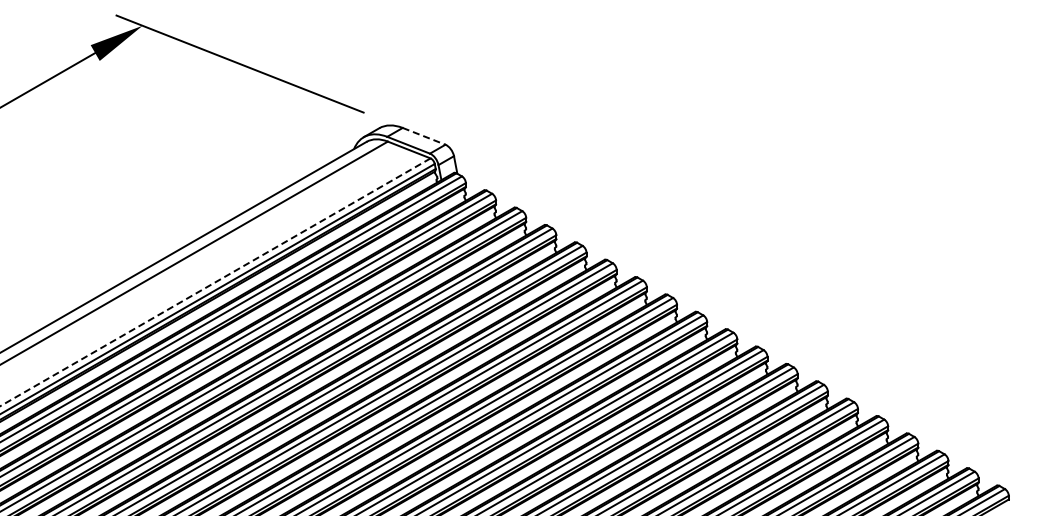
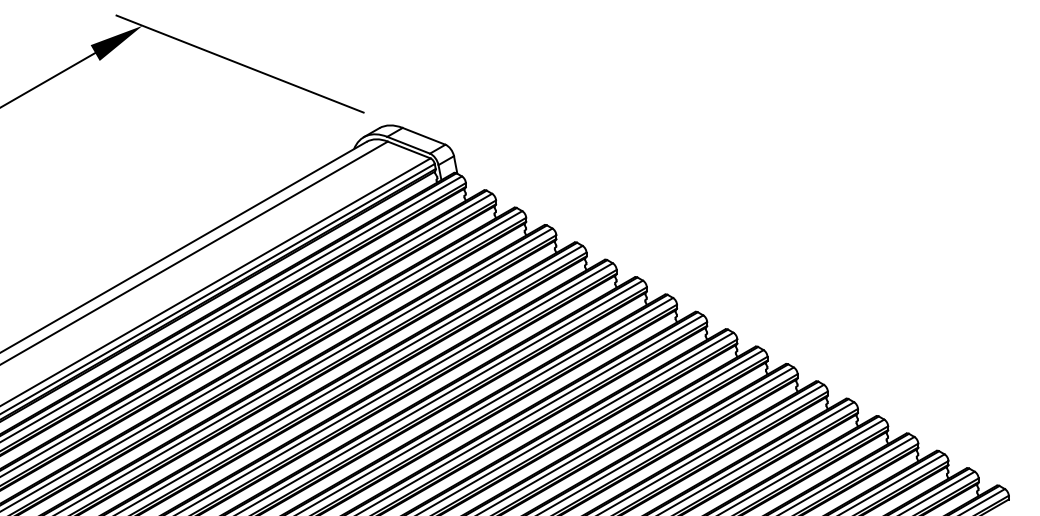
line: dashed -> solid (424, 136)
line: dashed -> solid (214, 282)
